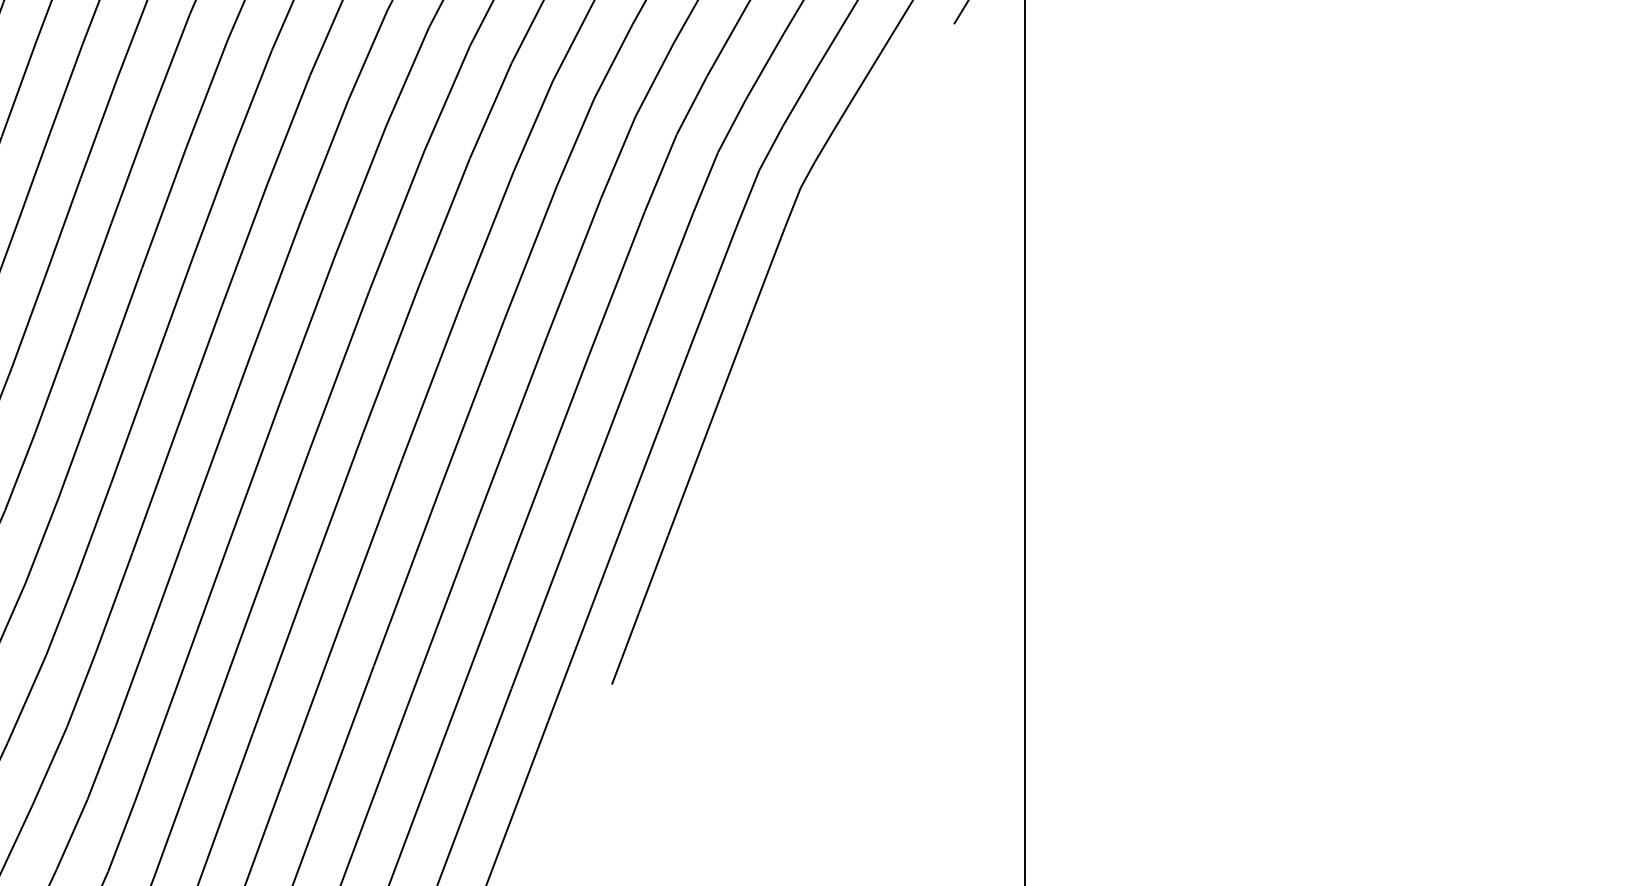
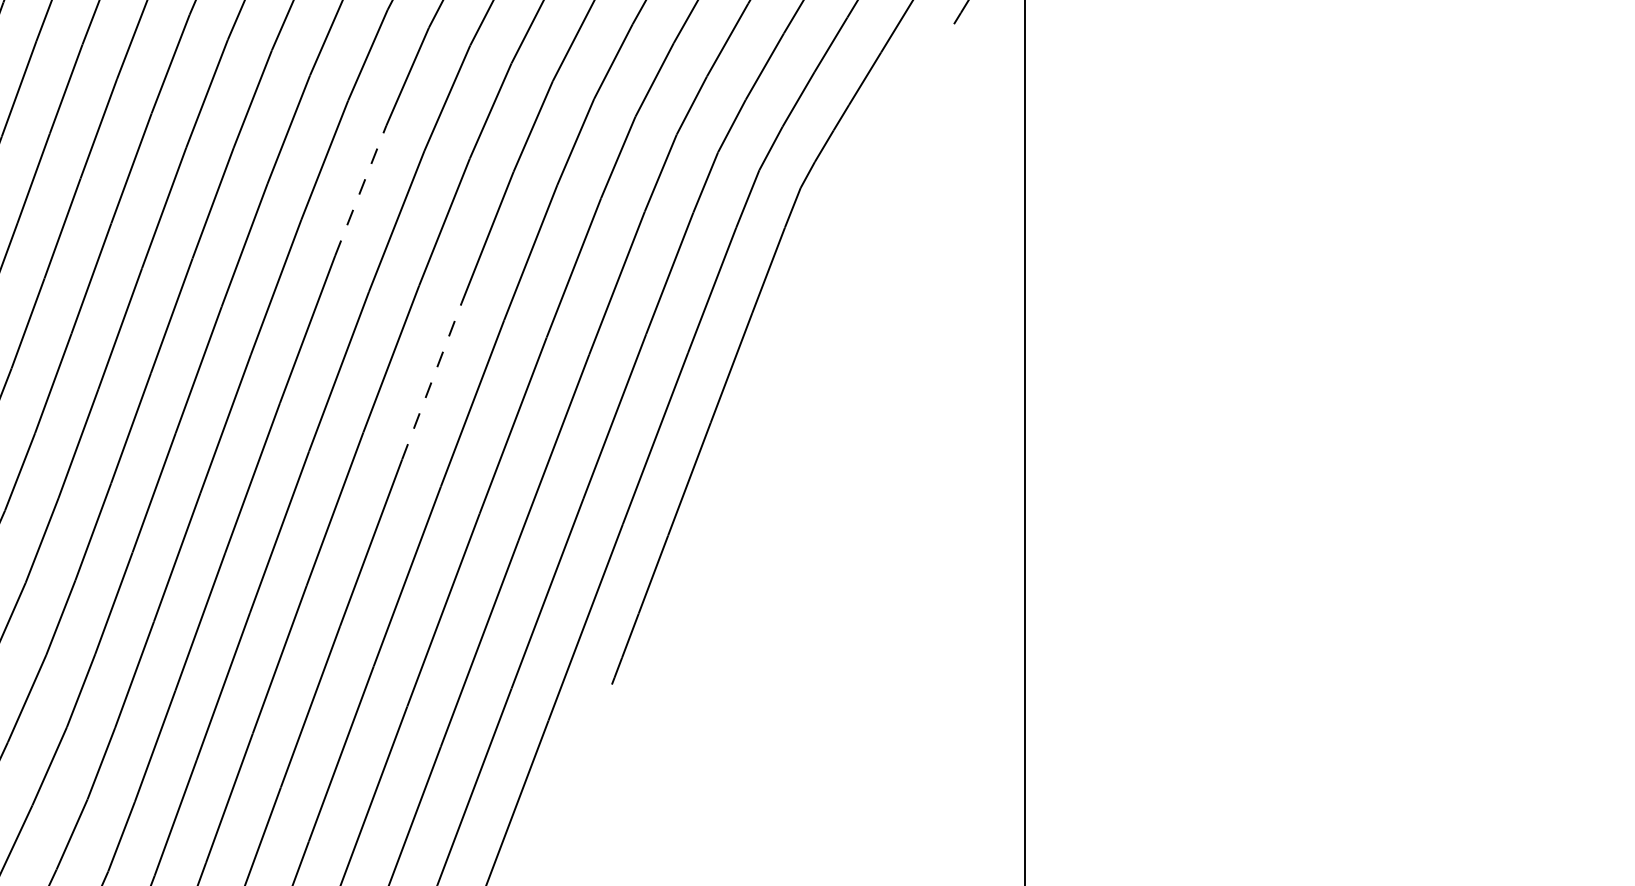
line: solid -> dashed (360, 190)
line: solid -> dashed (431, 381)
